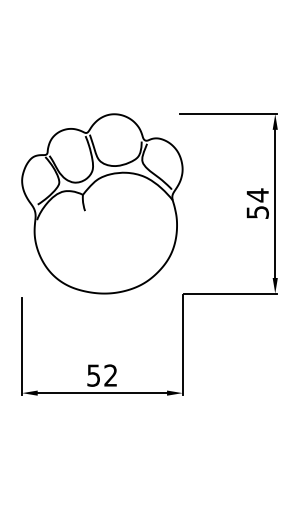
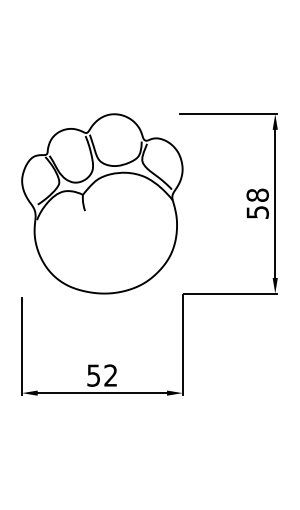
text: 54 -> 58 (257, 195)
